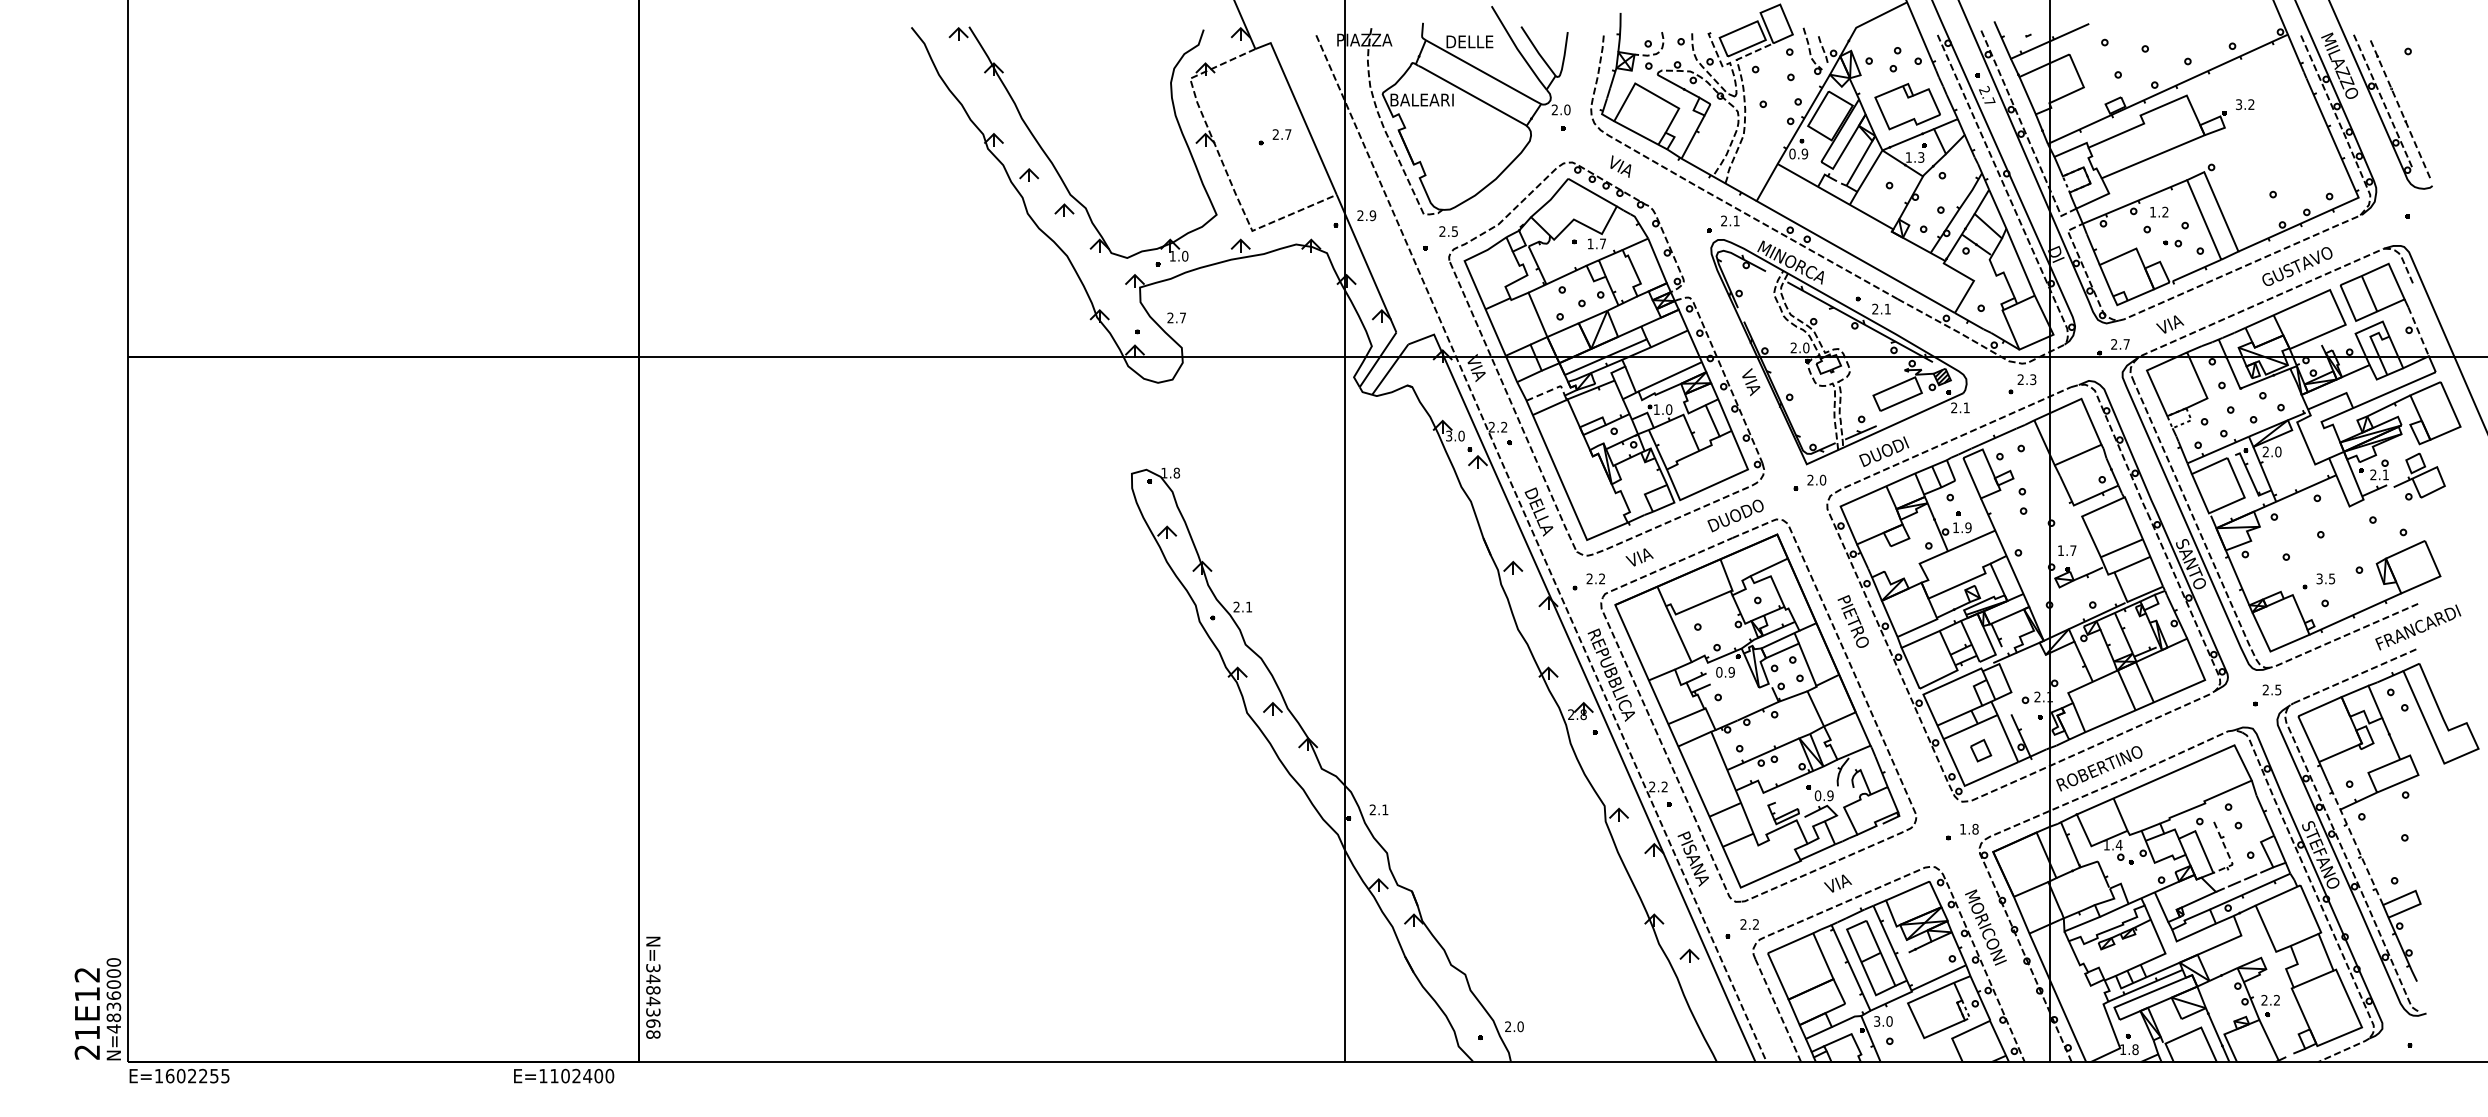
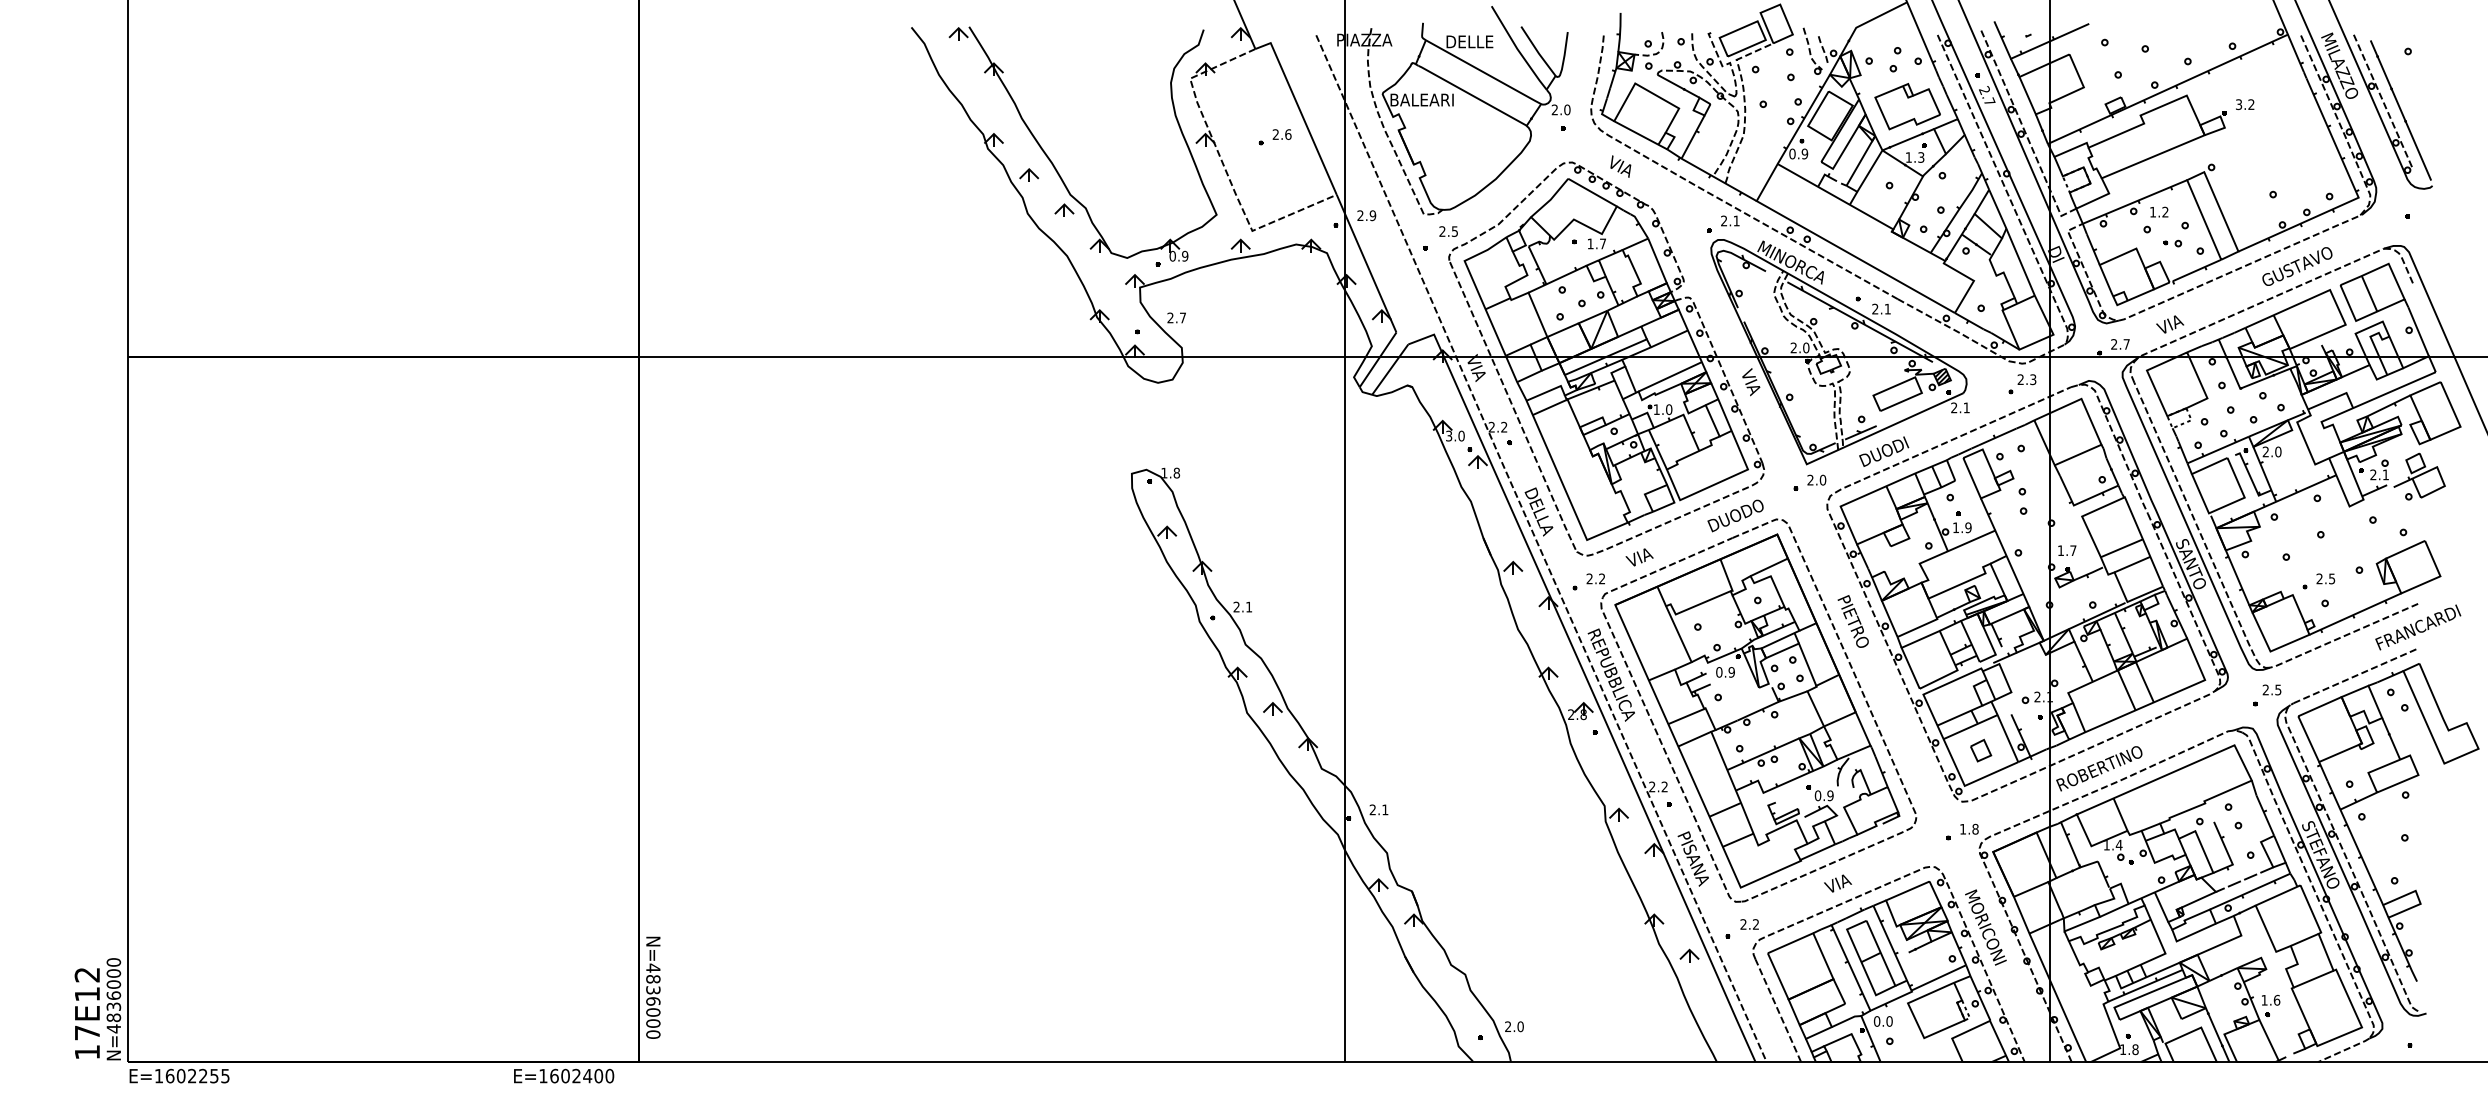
line: dashed -> solid (2401, 110)
text: 2.7 -> 2.6 (1288, 134)
text: 1.0 -> 0.9 (1178, 255)
line: dashed -> solid (2418, 331)
line: dashed -> solid (1549, 391)
text: 3.5 -> 2.5 (2319, 579)
line: dashed -> solid (2357, 847)
line: dashed -> solid (2228, 853)
text: 2.2 -> 1.6 (2270, 999)
text: N=3484368 -> N=4836000 (653, 1000)
text: 3.0 -> 0.0 (1876, 1021)
text: 21E12 -> 17E12 (86, 1042)
text: E=1102400 -> E=1602400 (554, 1075)
